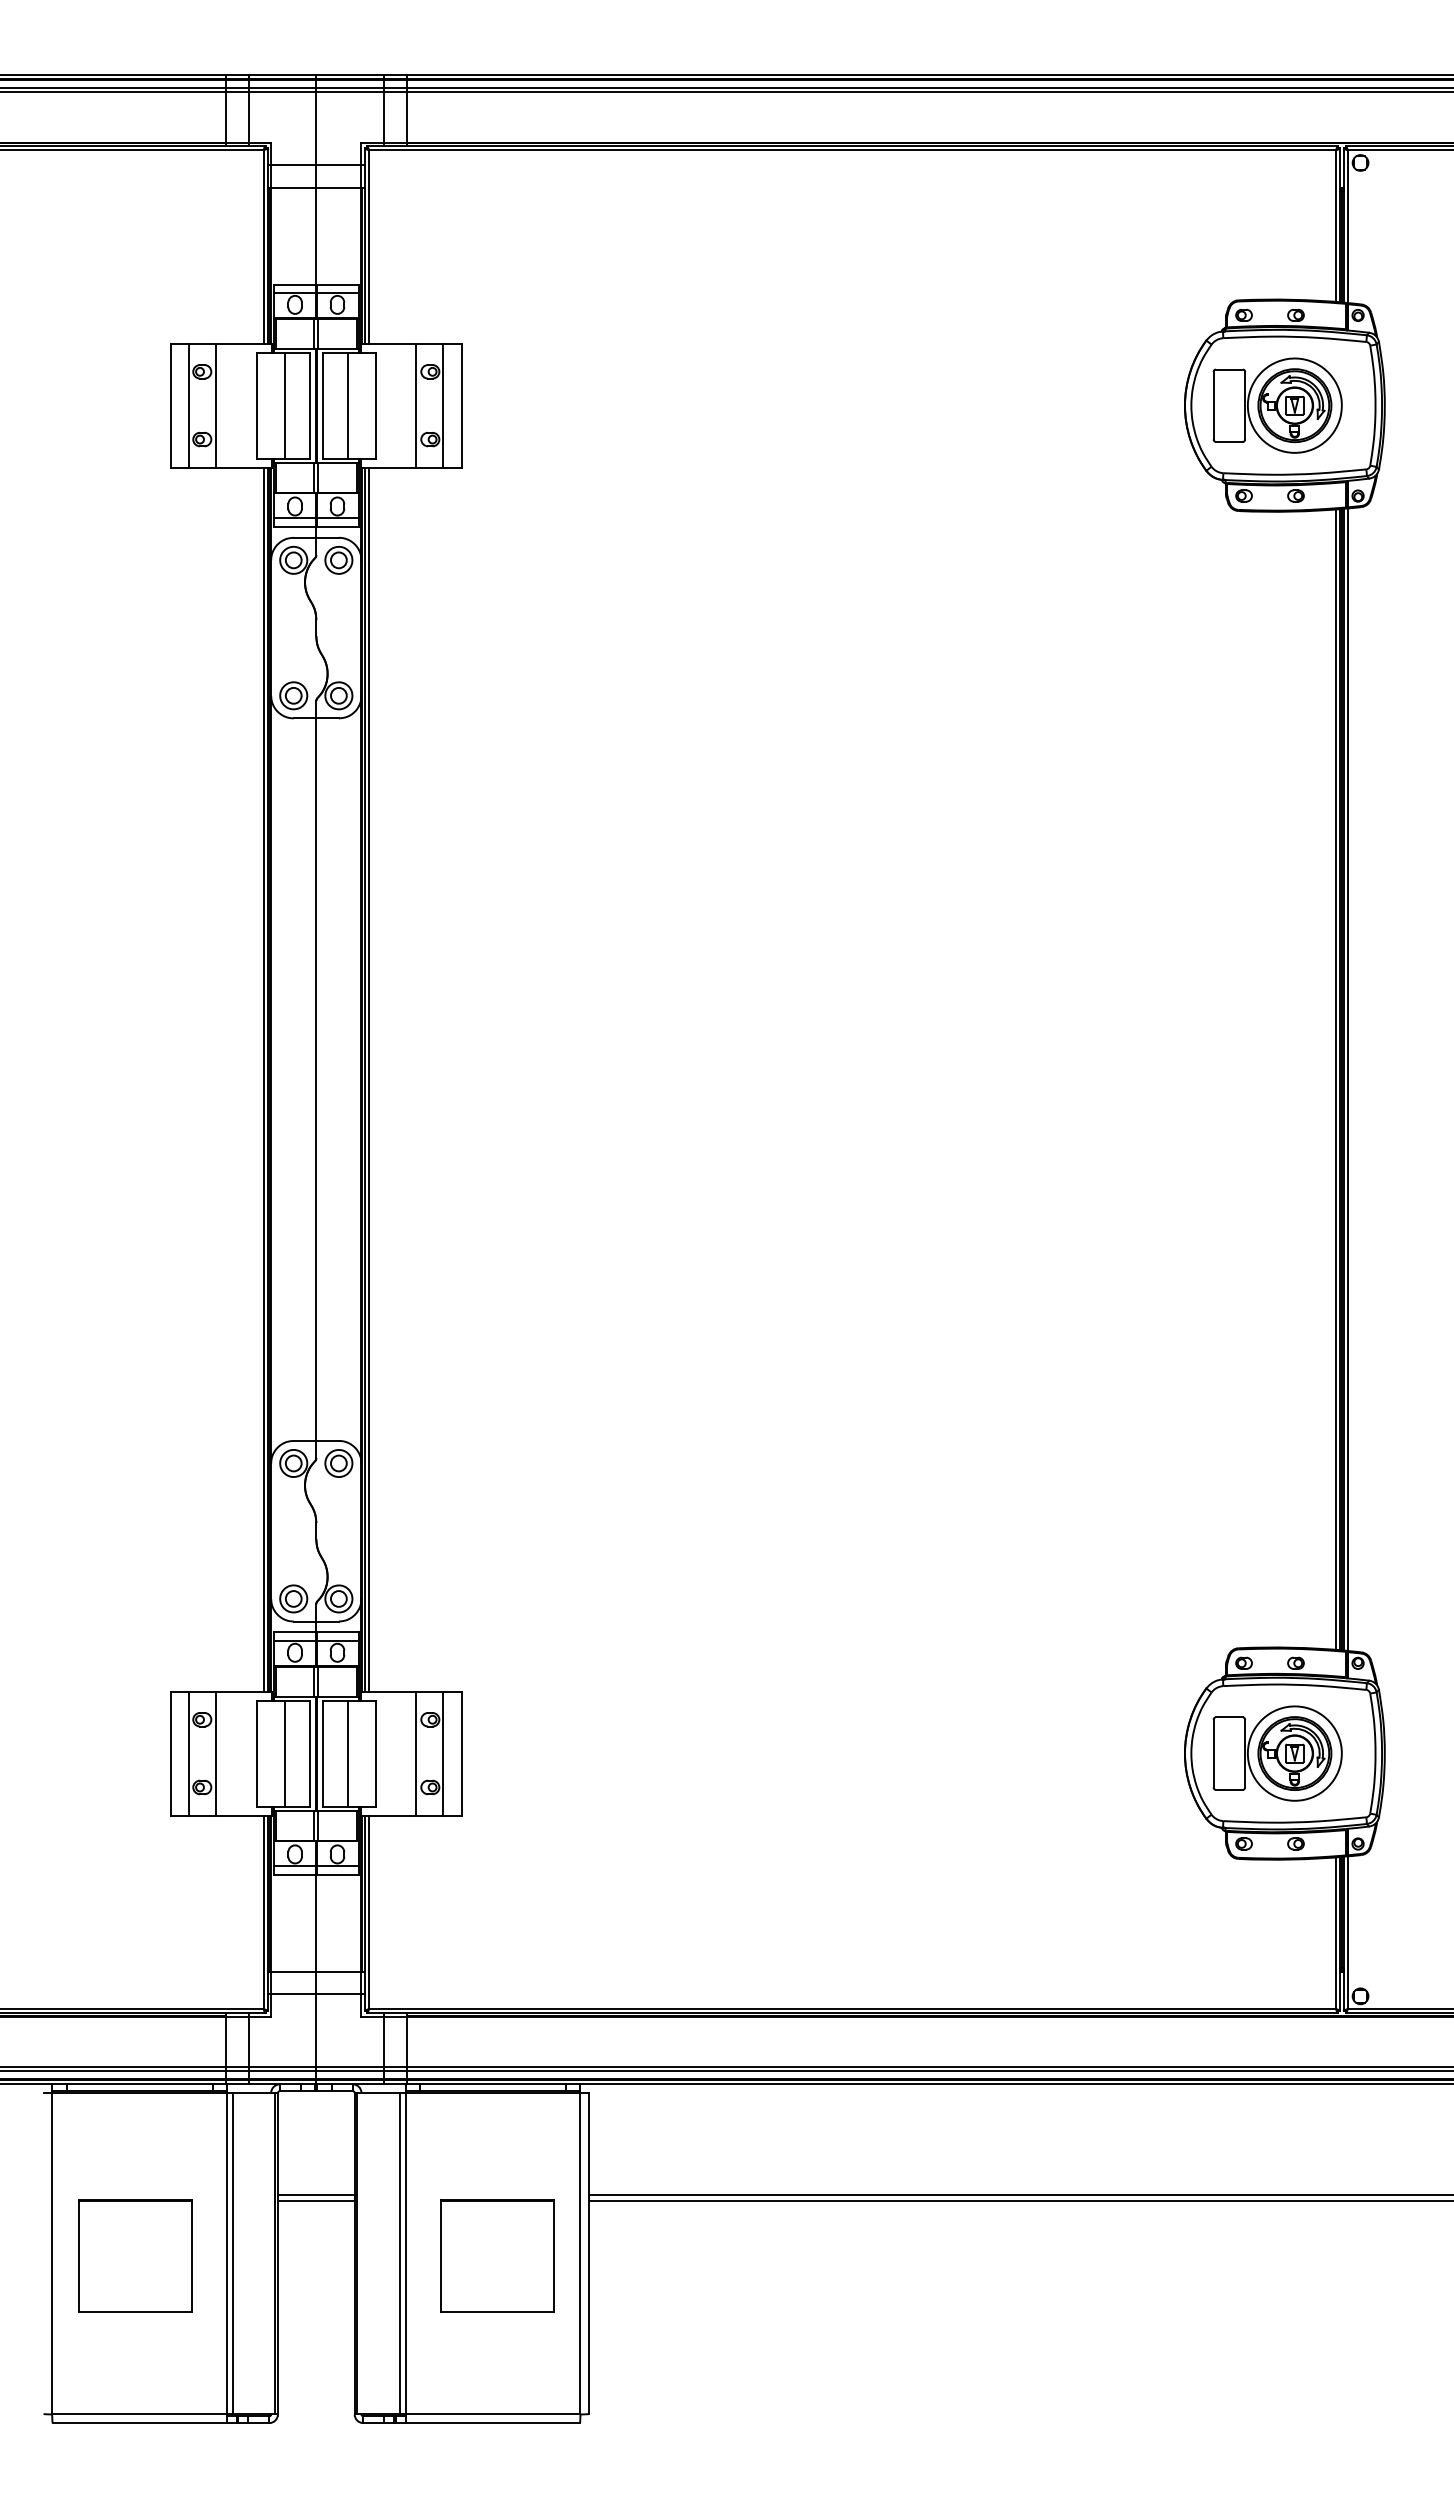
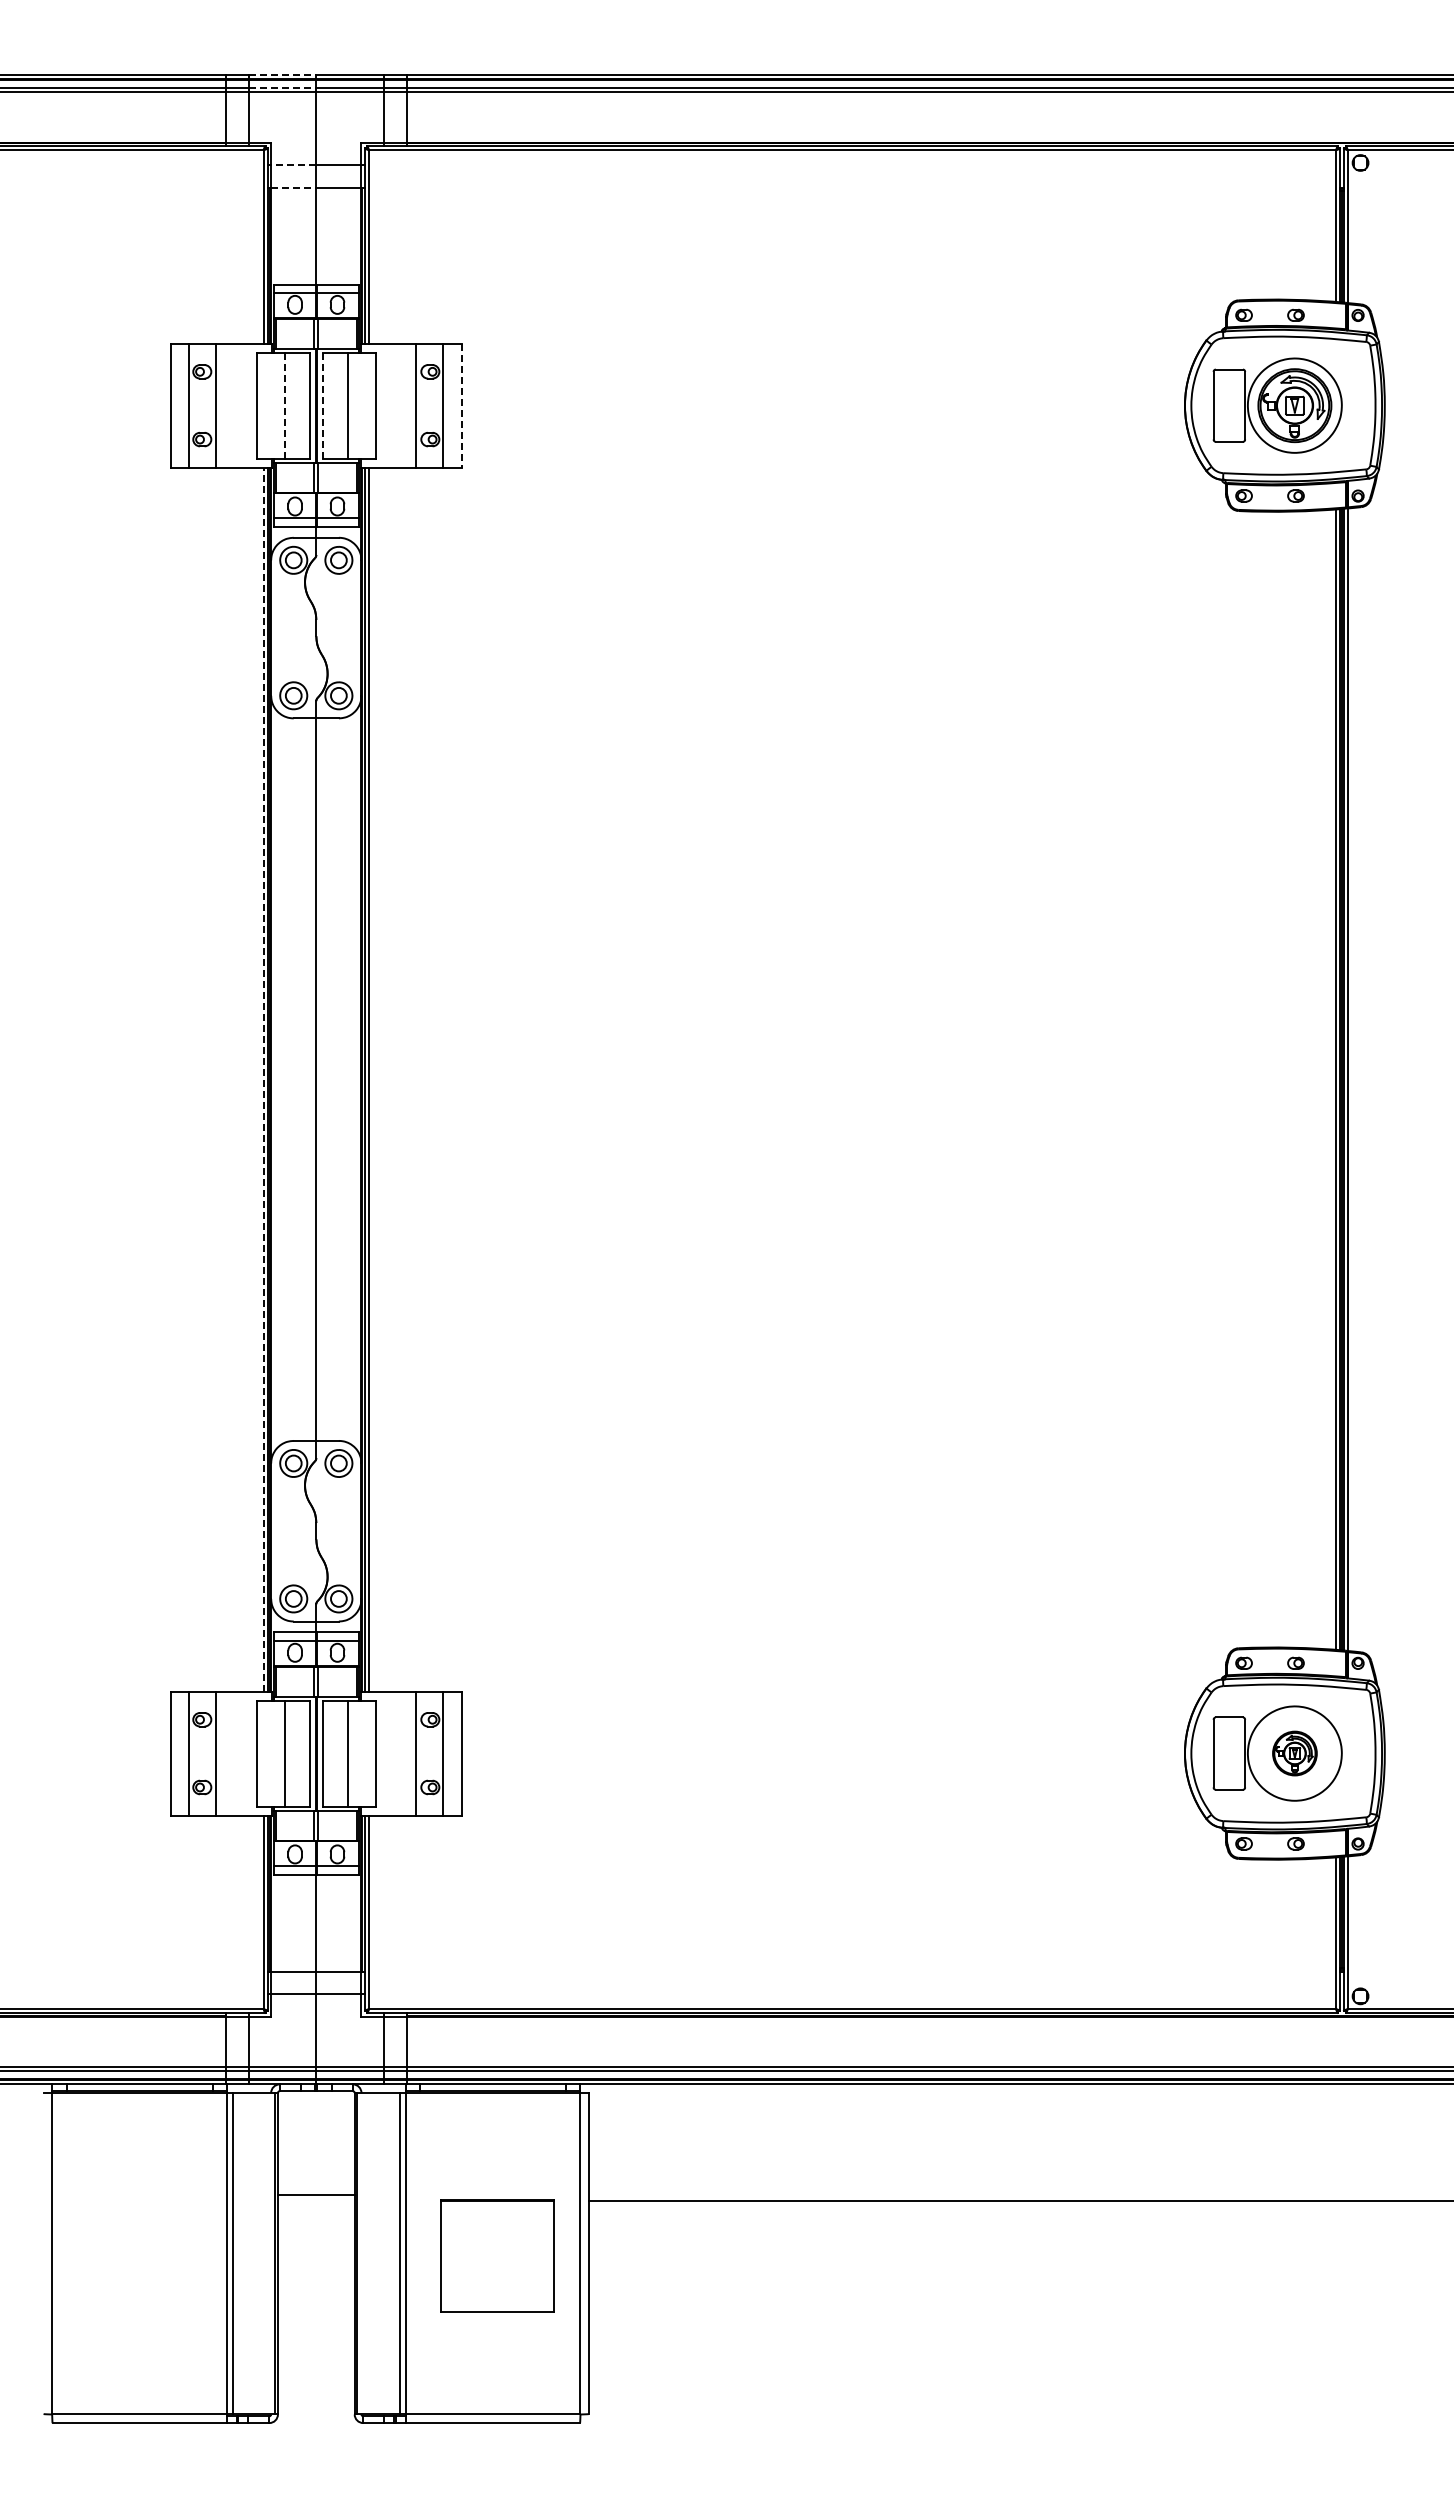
line: solid -> dashed (282, 74)
line: solid -> dashed (282, 87)
line: solid -> dashed (293, 165)
line: solid -> dashed (293, 187)
line: solid -> dashed (284, 405)
line: solid -> dashed (322, 406)
line: solid -> dashed (462, 406)
line: solid -> dashed (263, 1079)
part size: 76x75 px -> 46x47 px (1294, 1753)
line: present -> none (1019, 2194)
line: present -> none (315, 2200)
part: present -> none (135, 2255)
